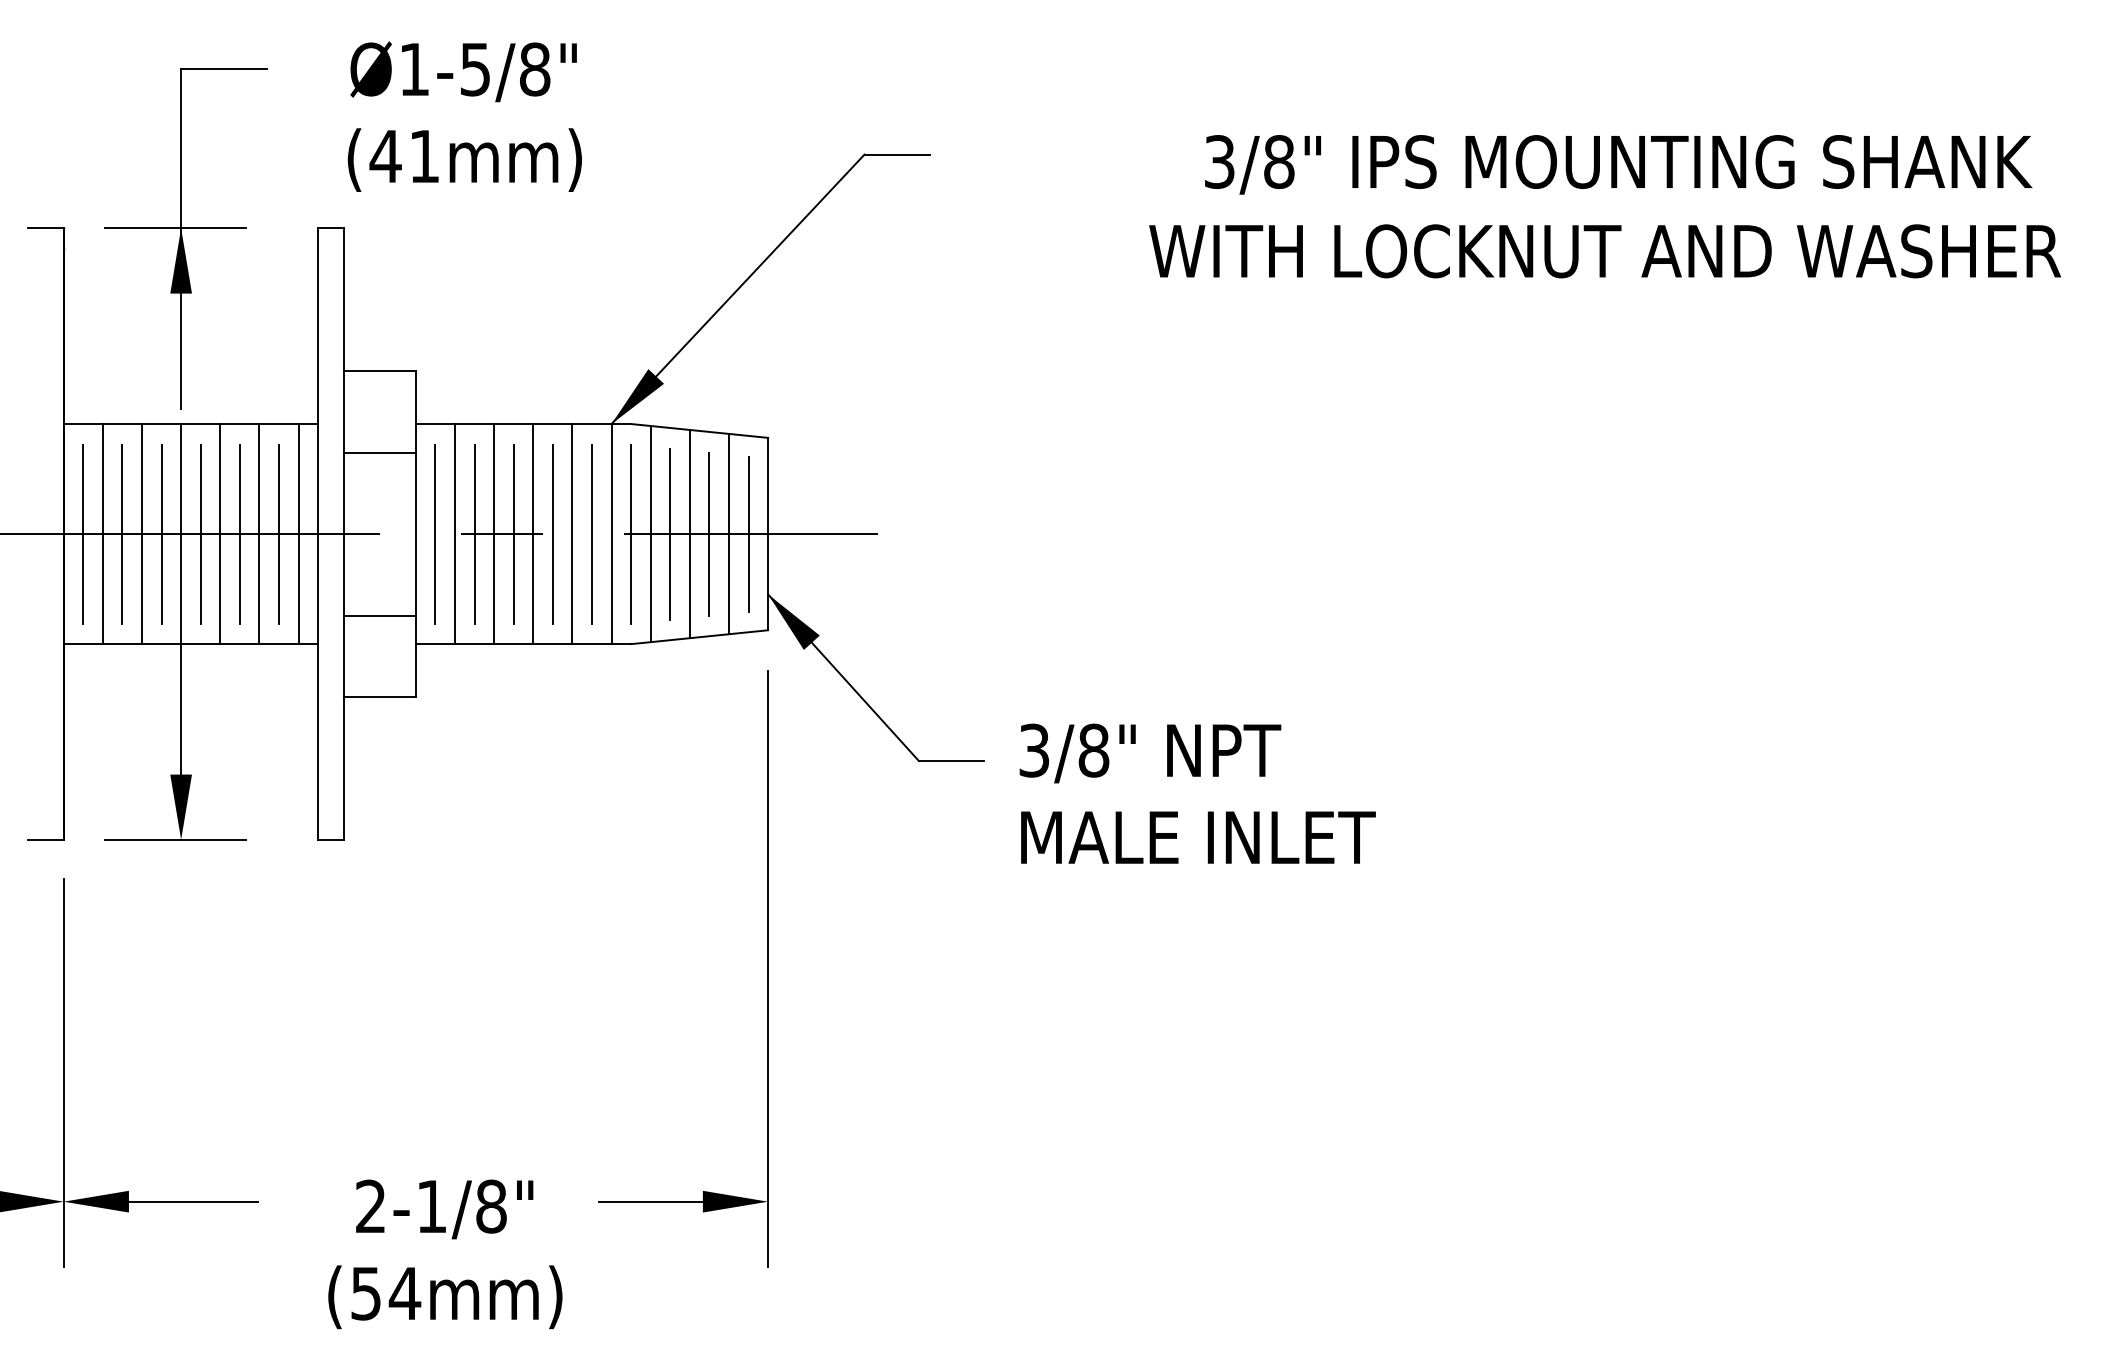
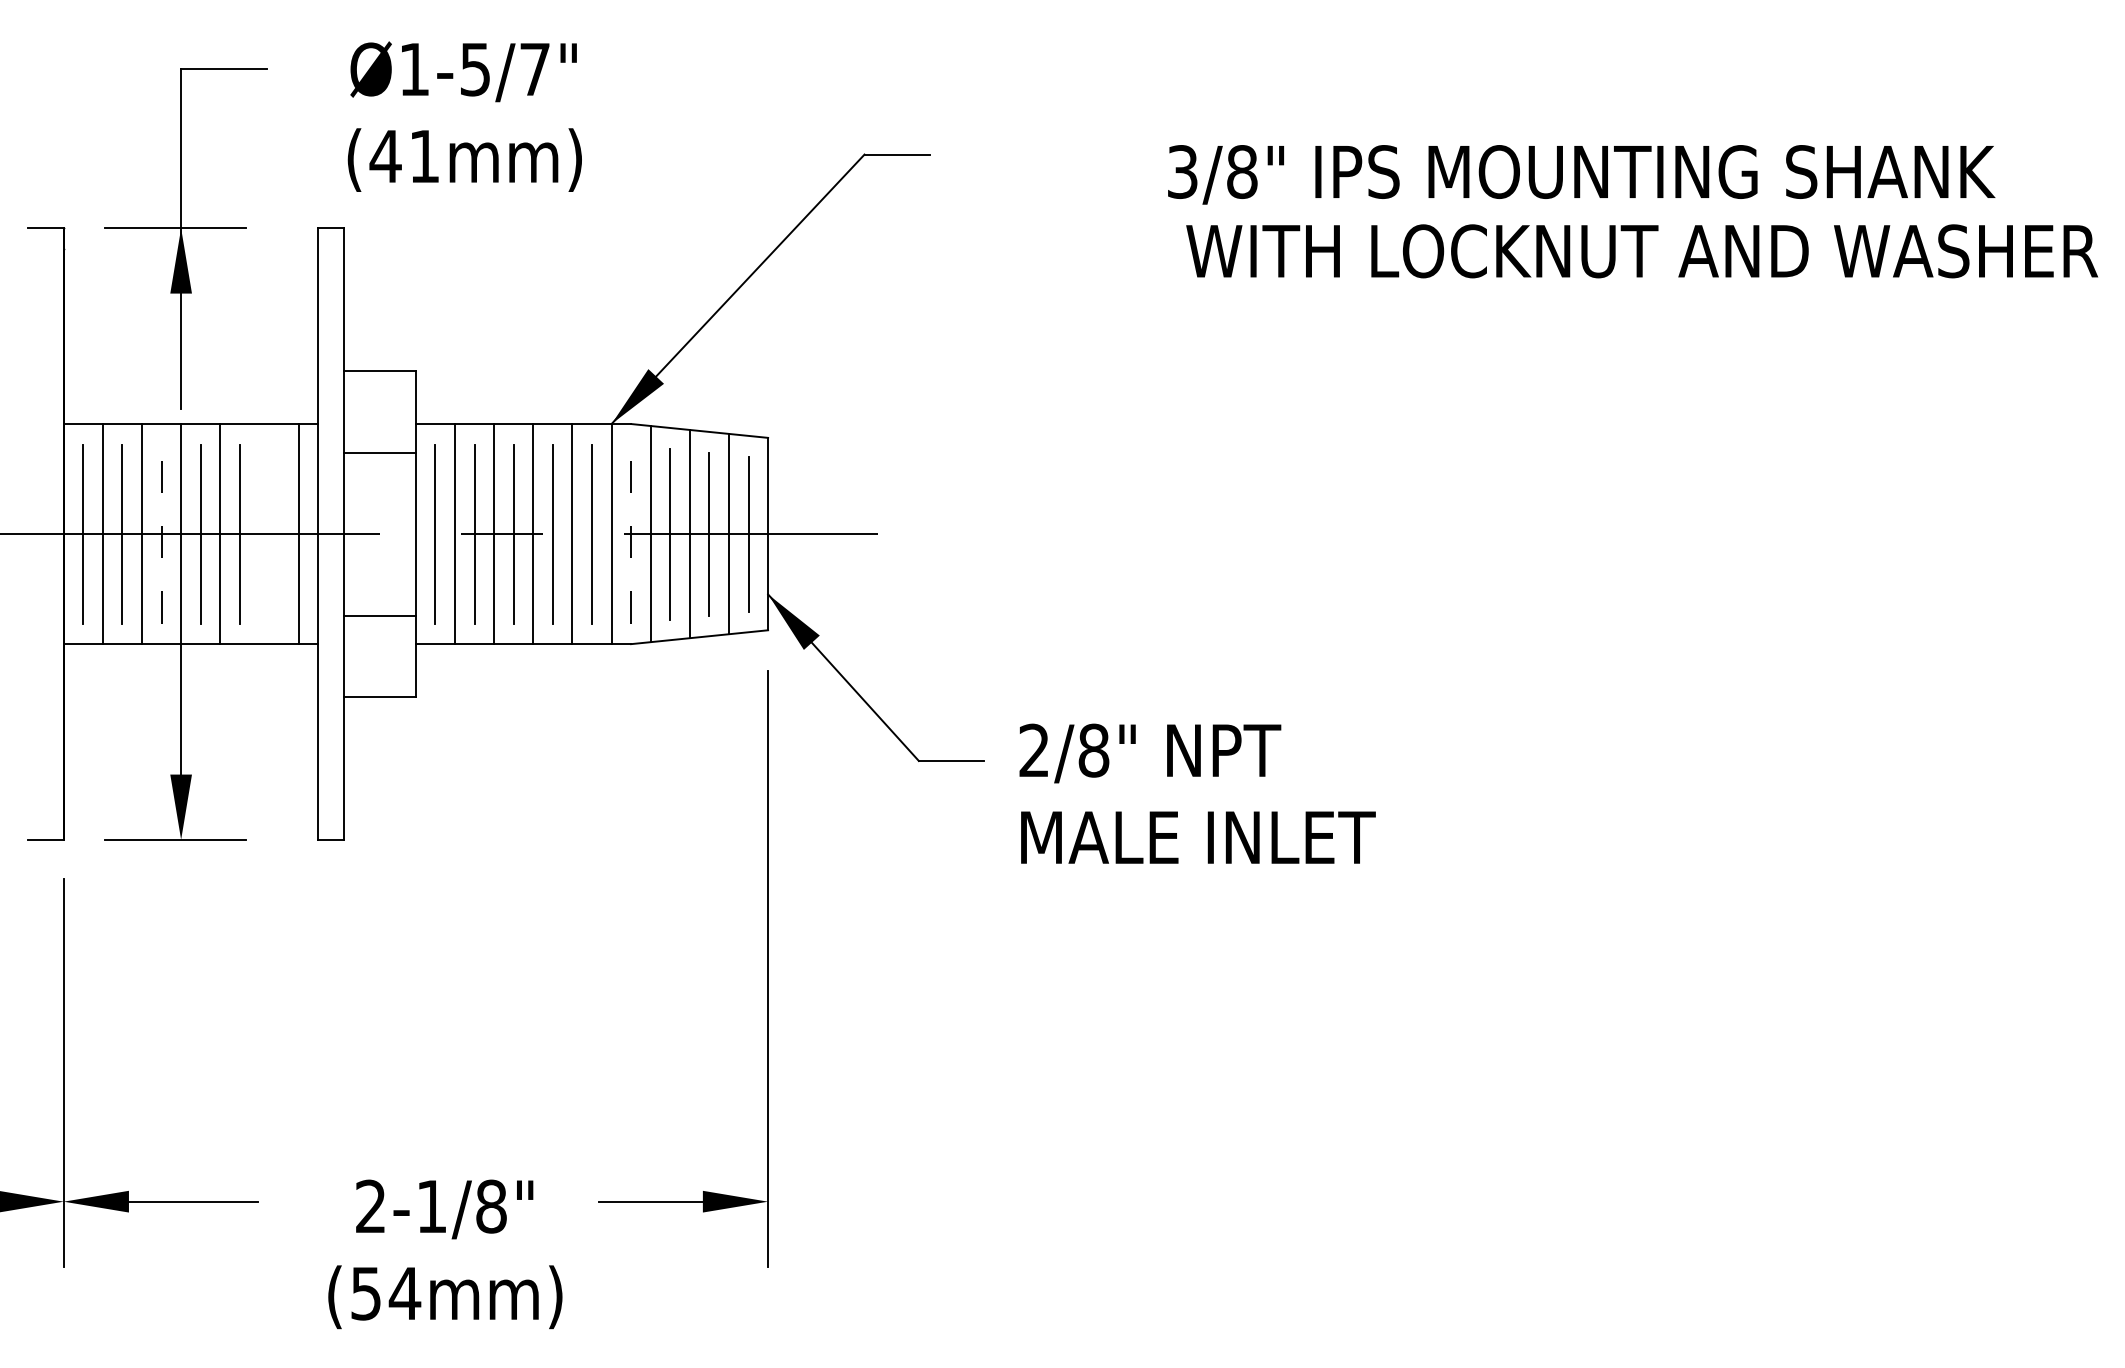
text: Ø1-5/8" -> Ø1-5/7" (535, 69)
text position: (1618, 164) -> (1581, 174) (1581, 174)
text position: (1605, 251) -> (1642, 251) (1642, 251)
line: present -> none (278, 533)
line: solid -> dashed (161, 534)
line: present -> none (259, 534)
line: solid -> dashed (631, 534)
text: 3/8" -> 2/8" (1034, 750)
